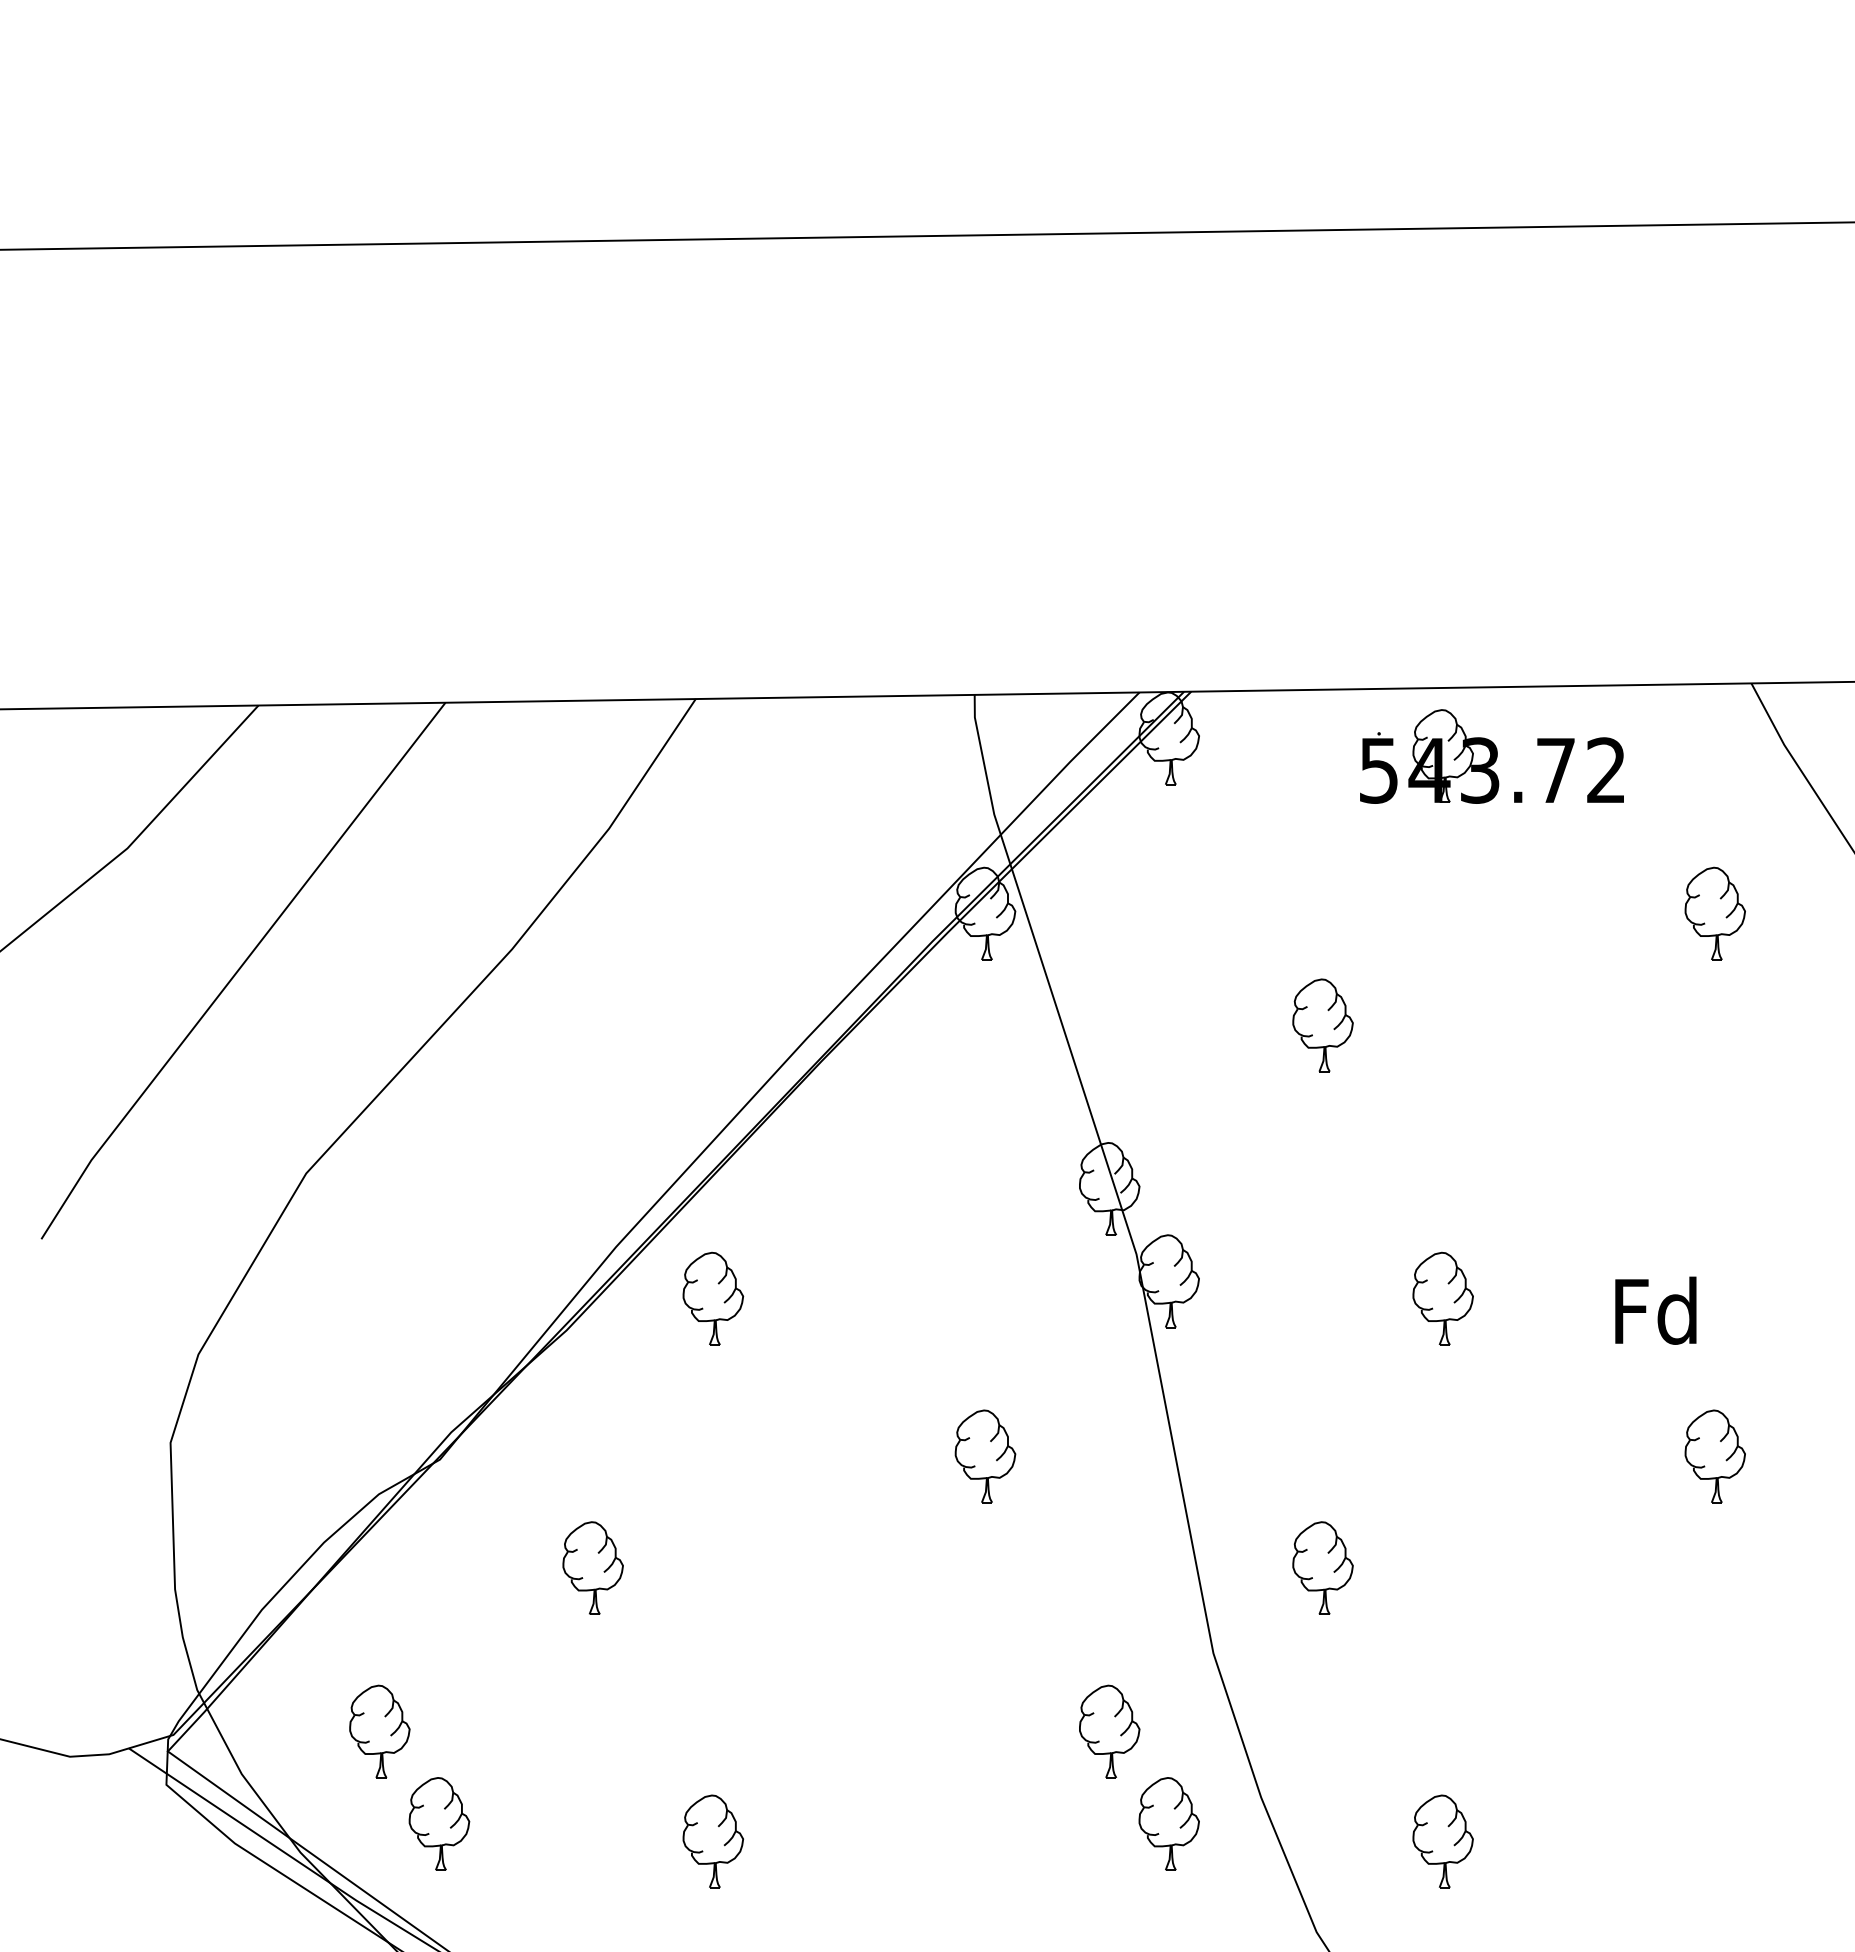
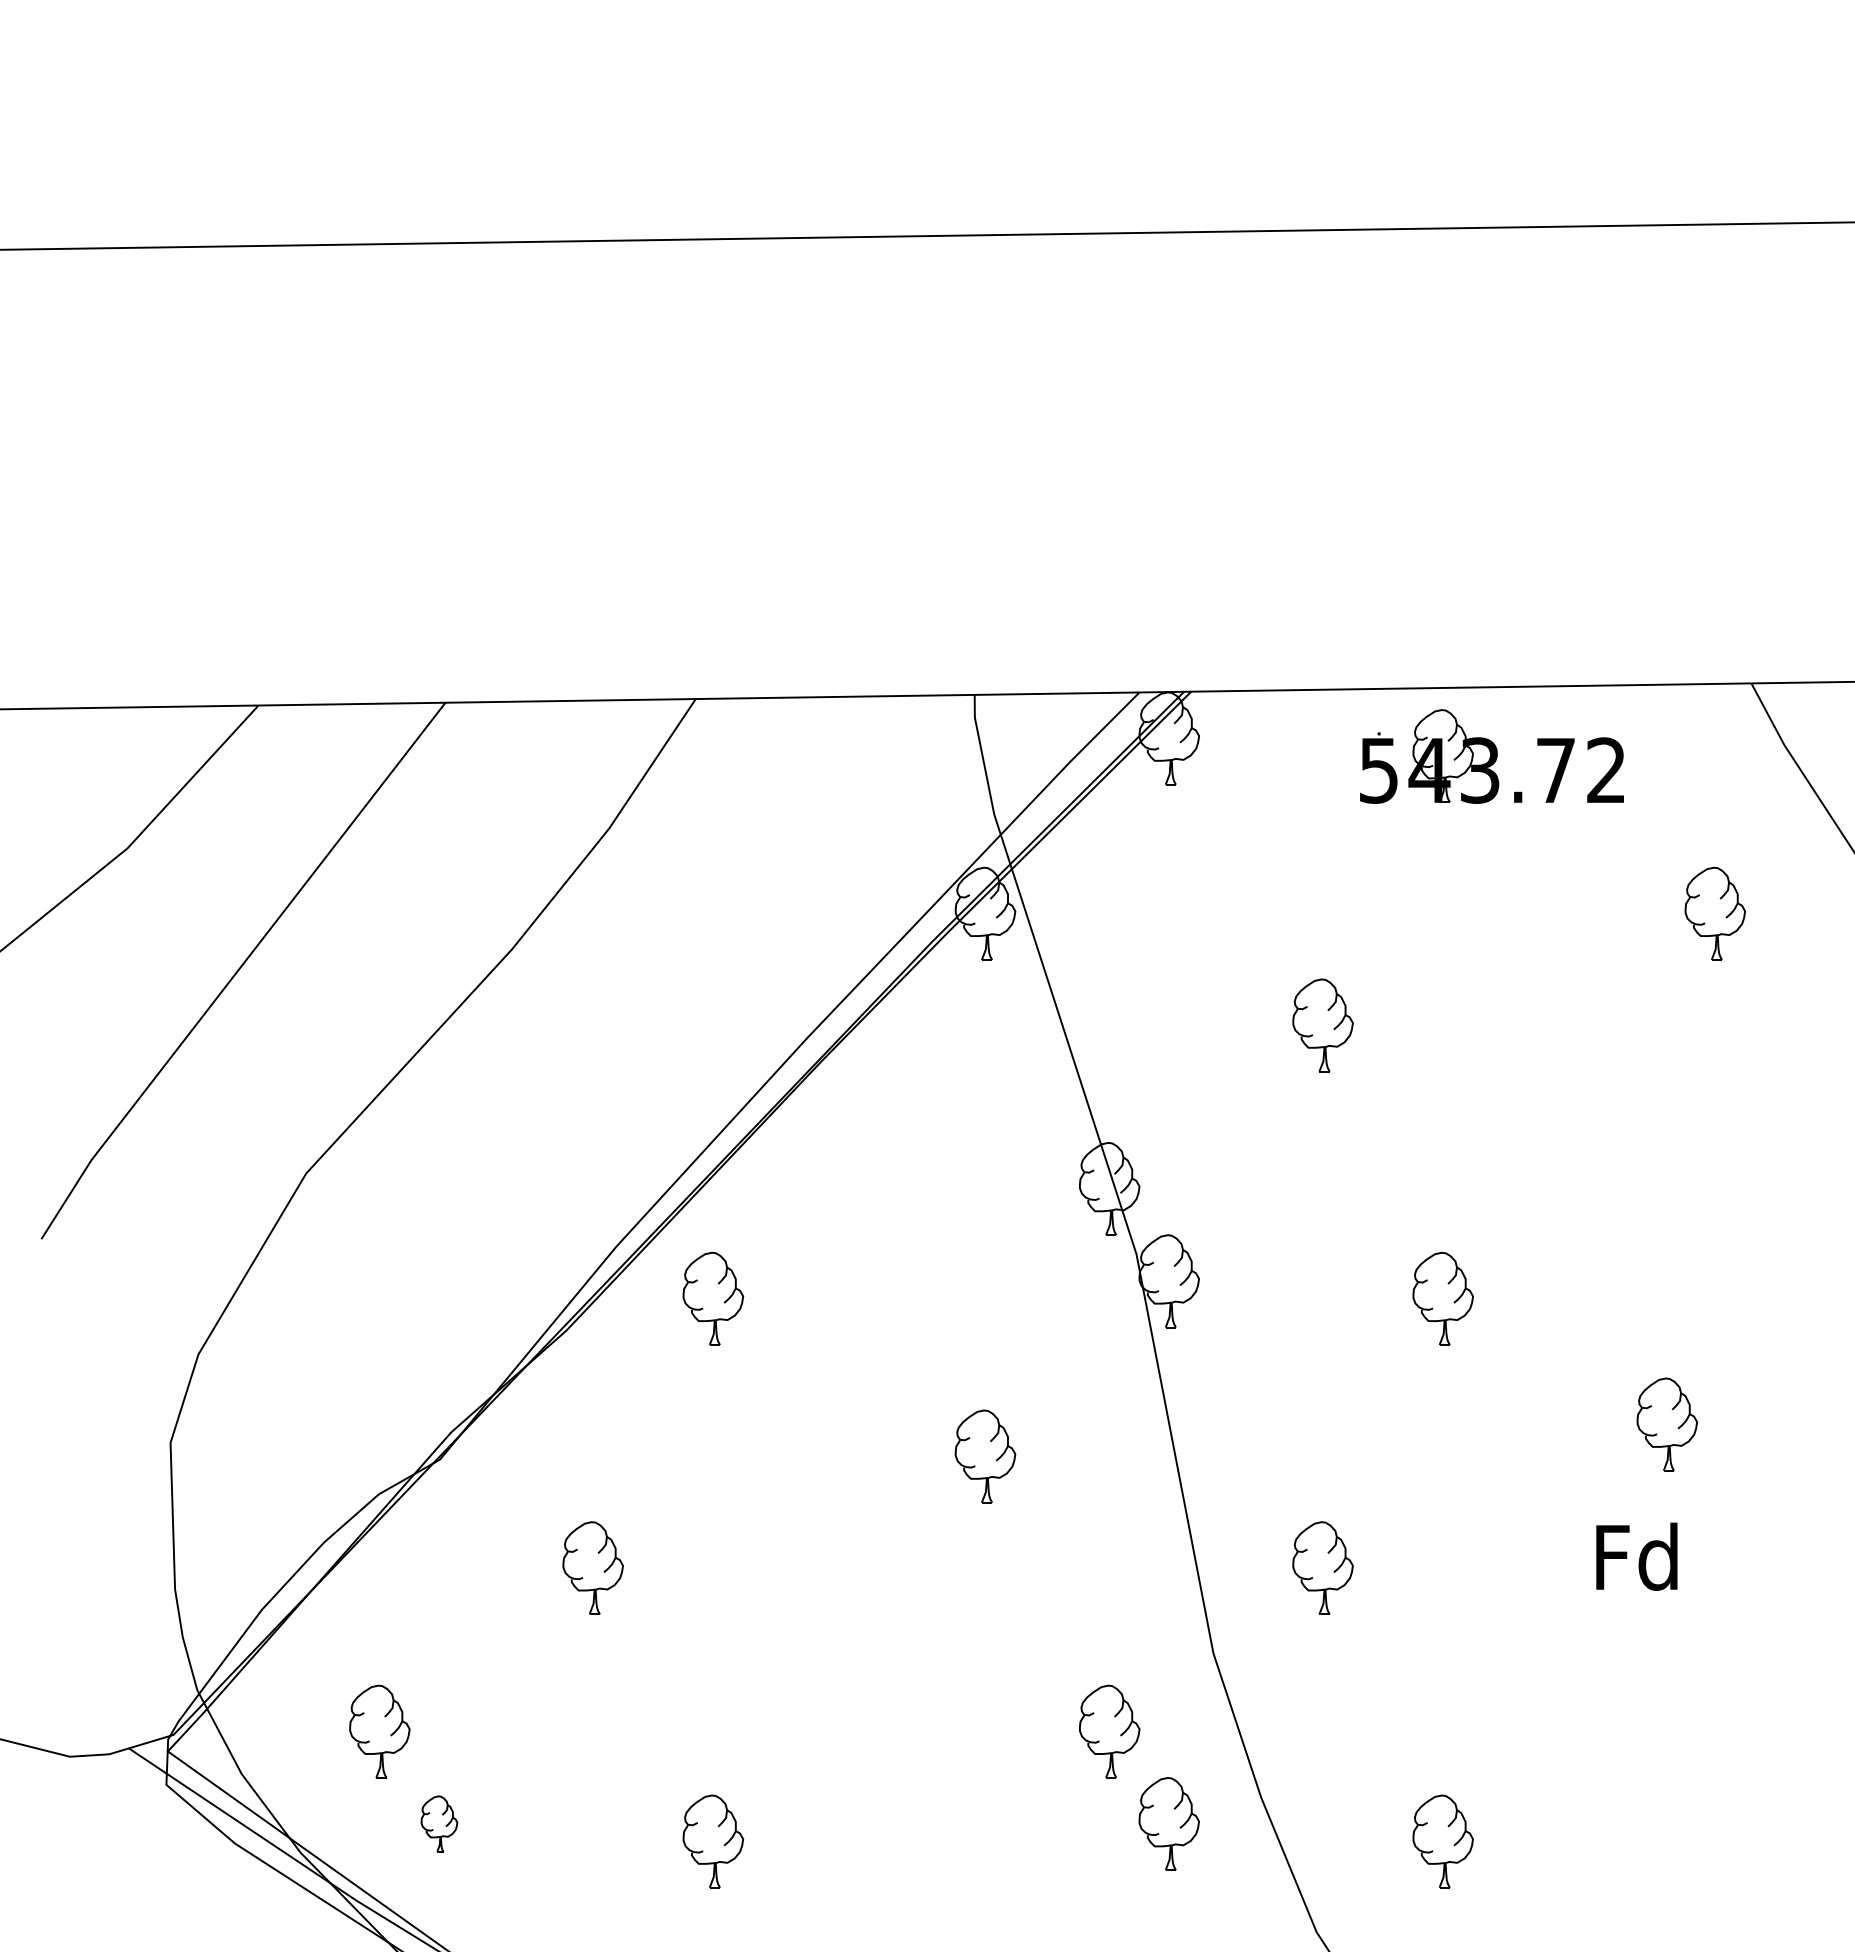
text position: (1655, 1310) -> (1636, 1556) (1636, 1556)
part position: (1714, 1456) -> (1666, 1424) (1666, 1424)
part size: 63x94 px -> 39x58 px (439, 1823)
